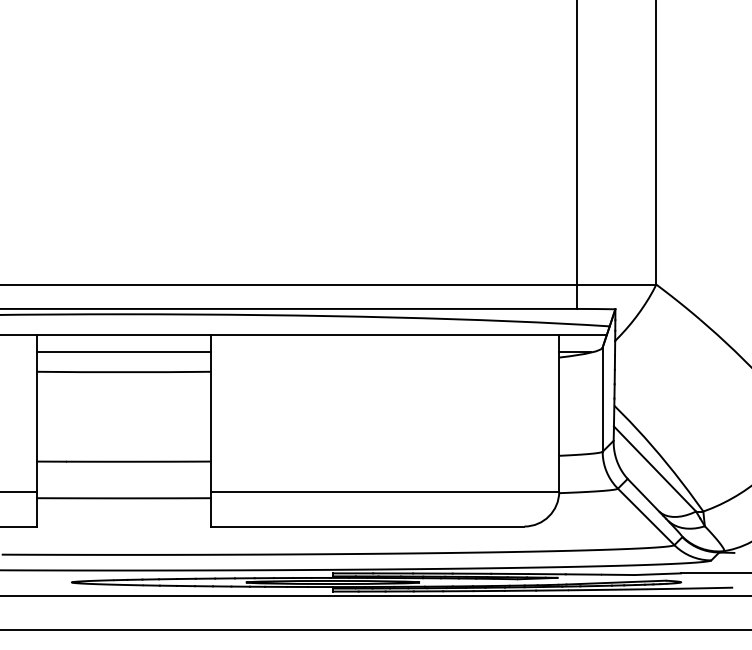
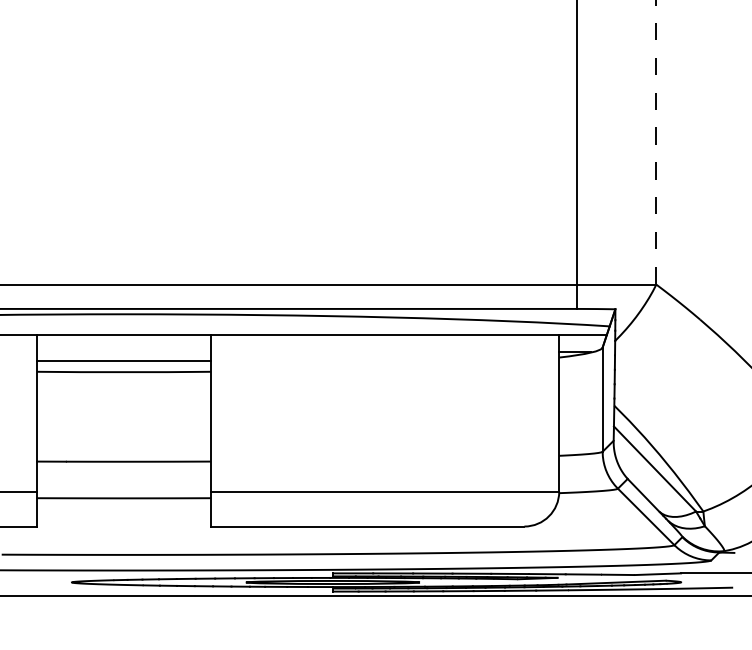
line: solid -> dashed (656, 142)
line position: (124, 352) -> (124, 361) (124, 361)
line: present -> none (375, 630)
